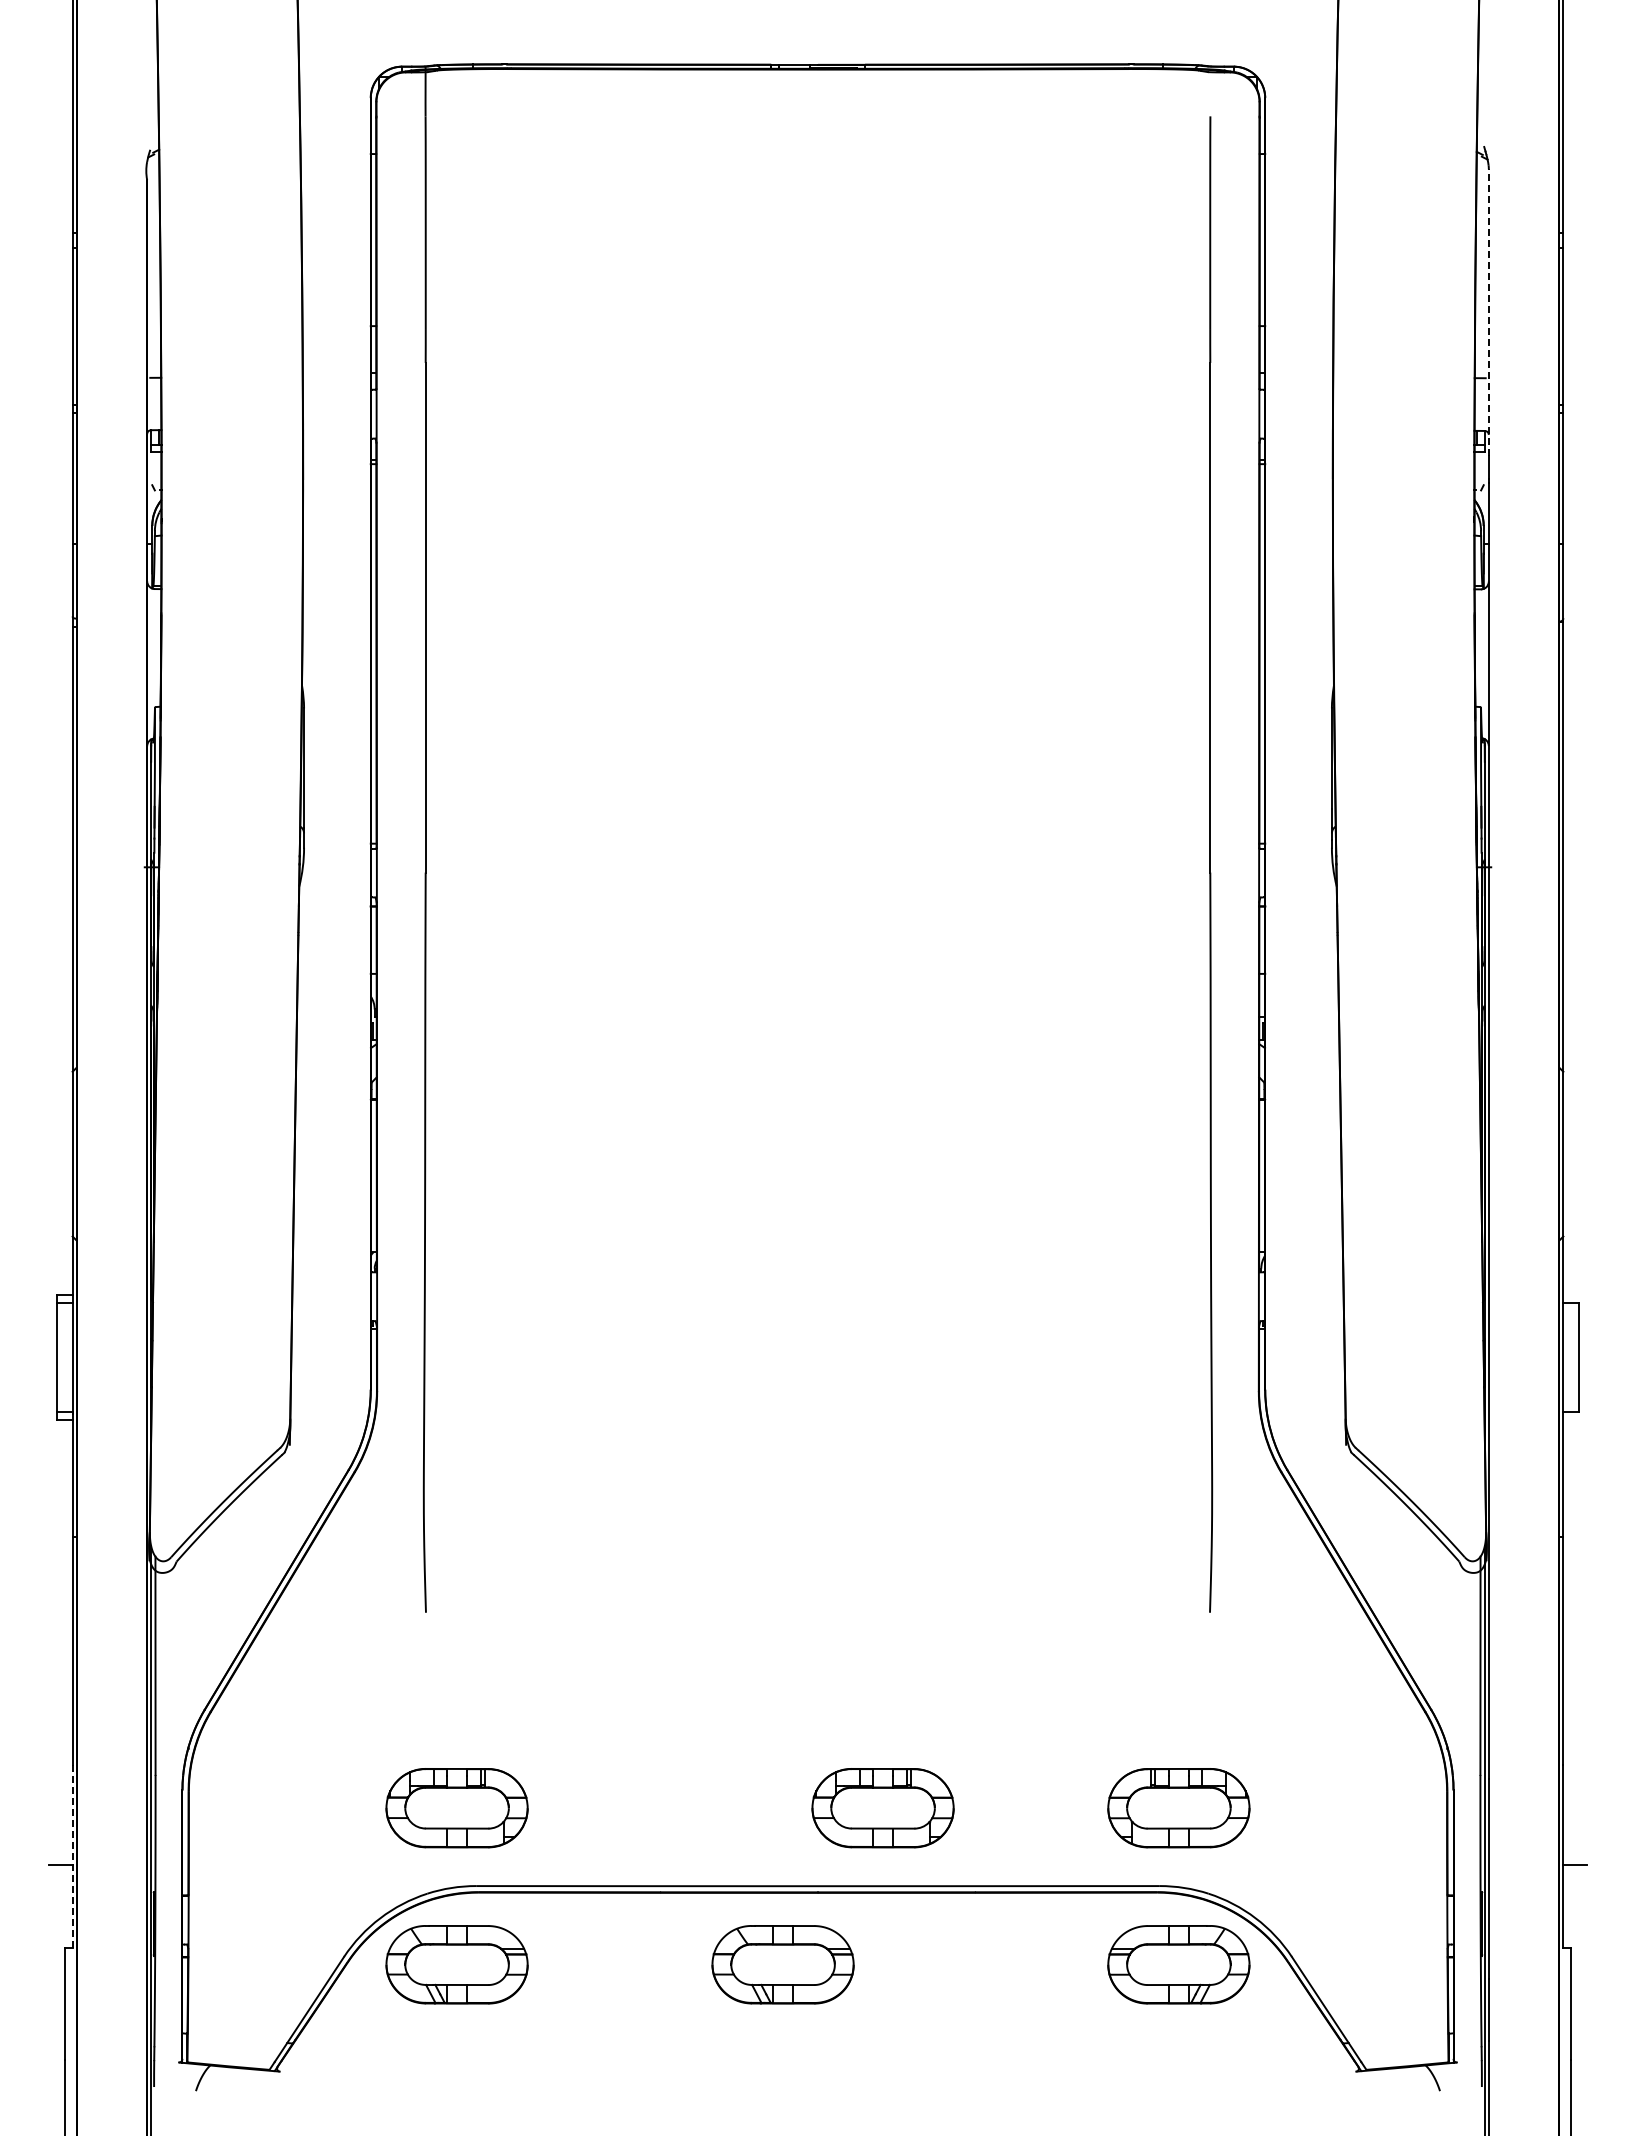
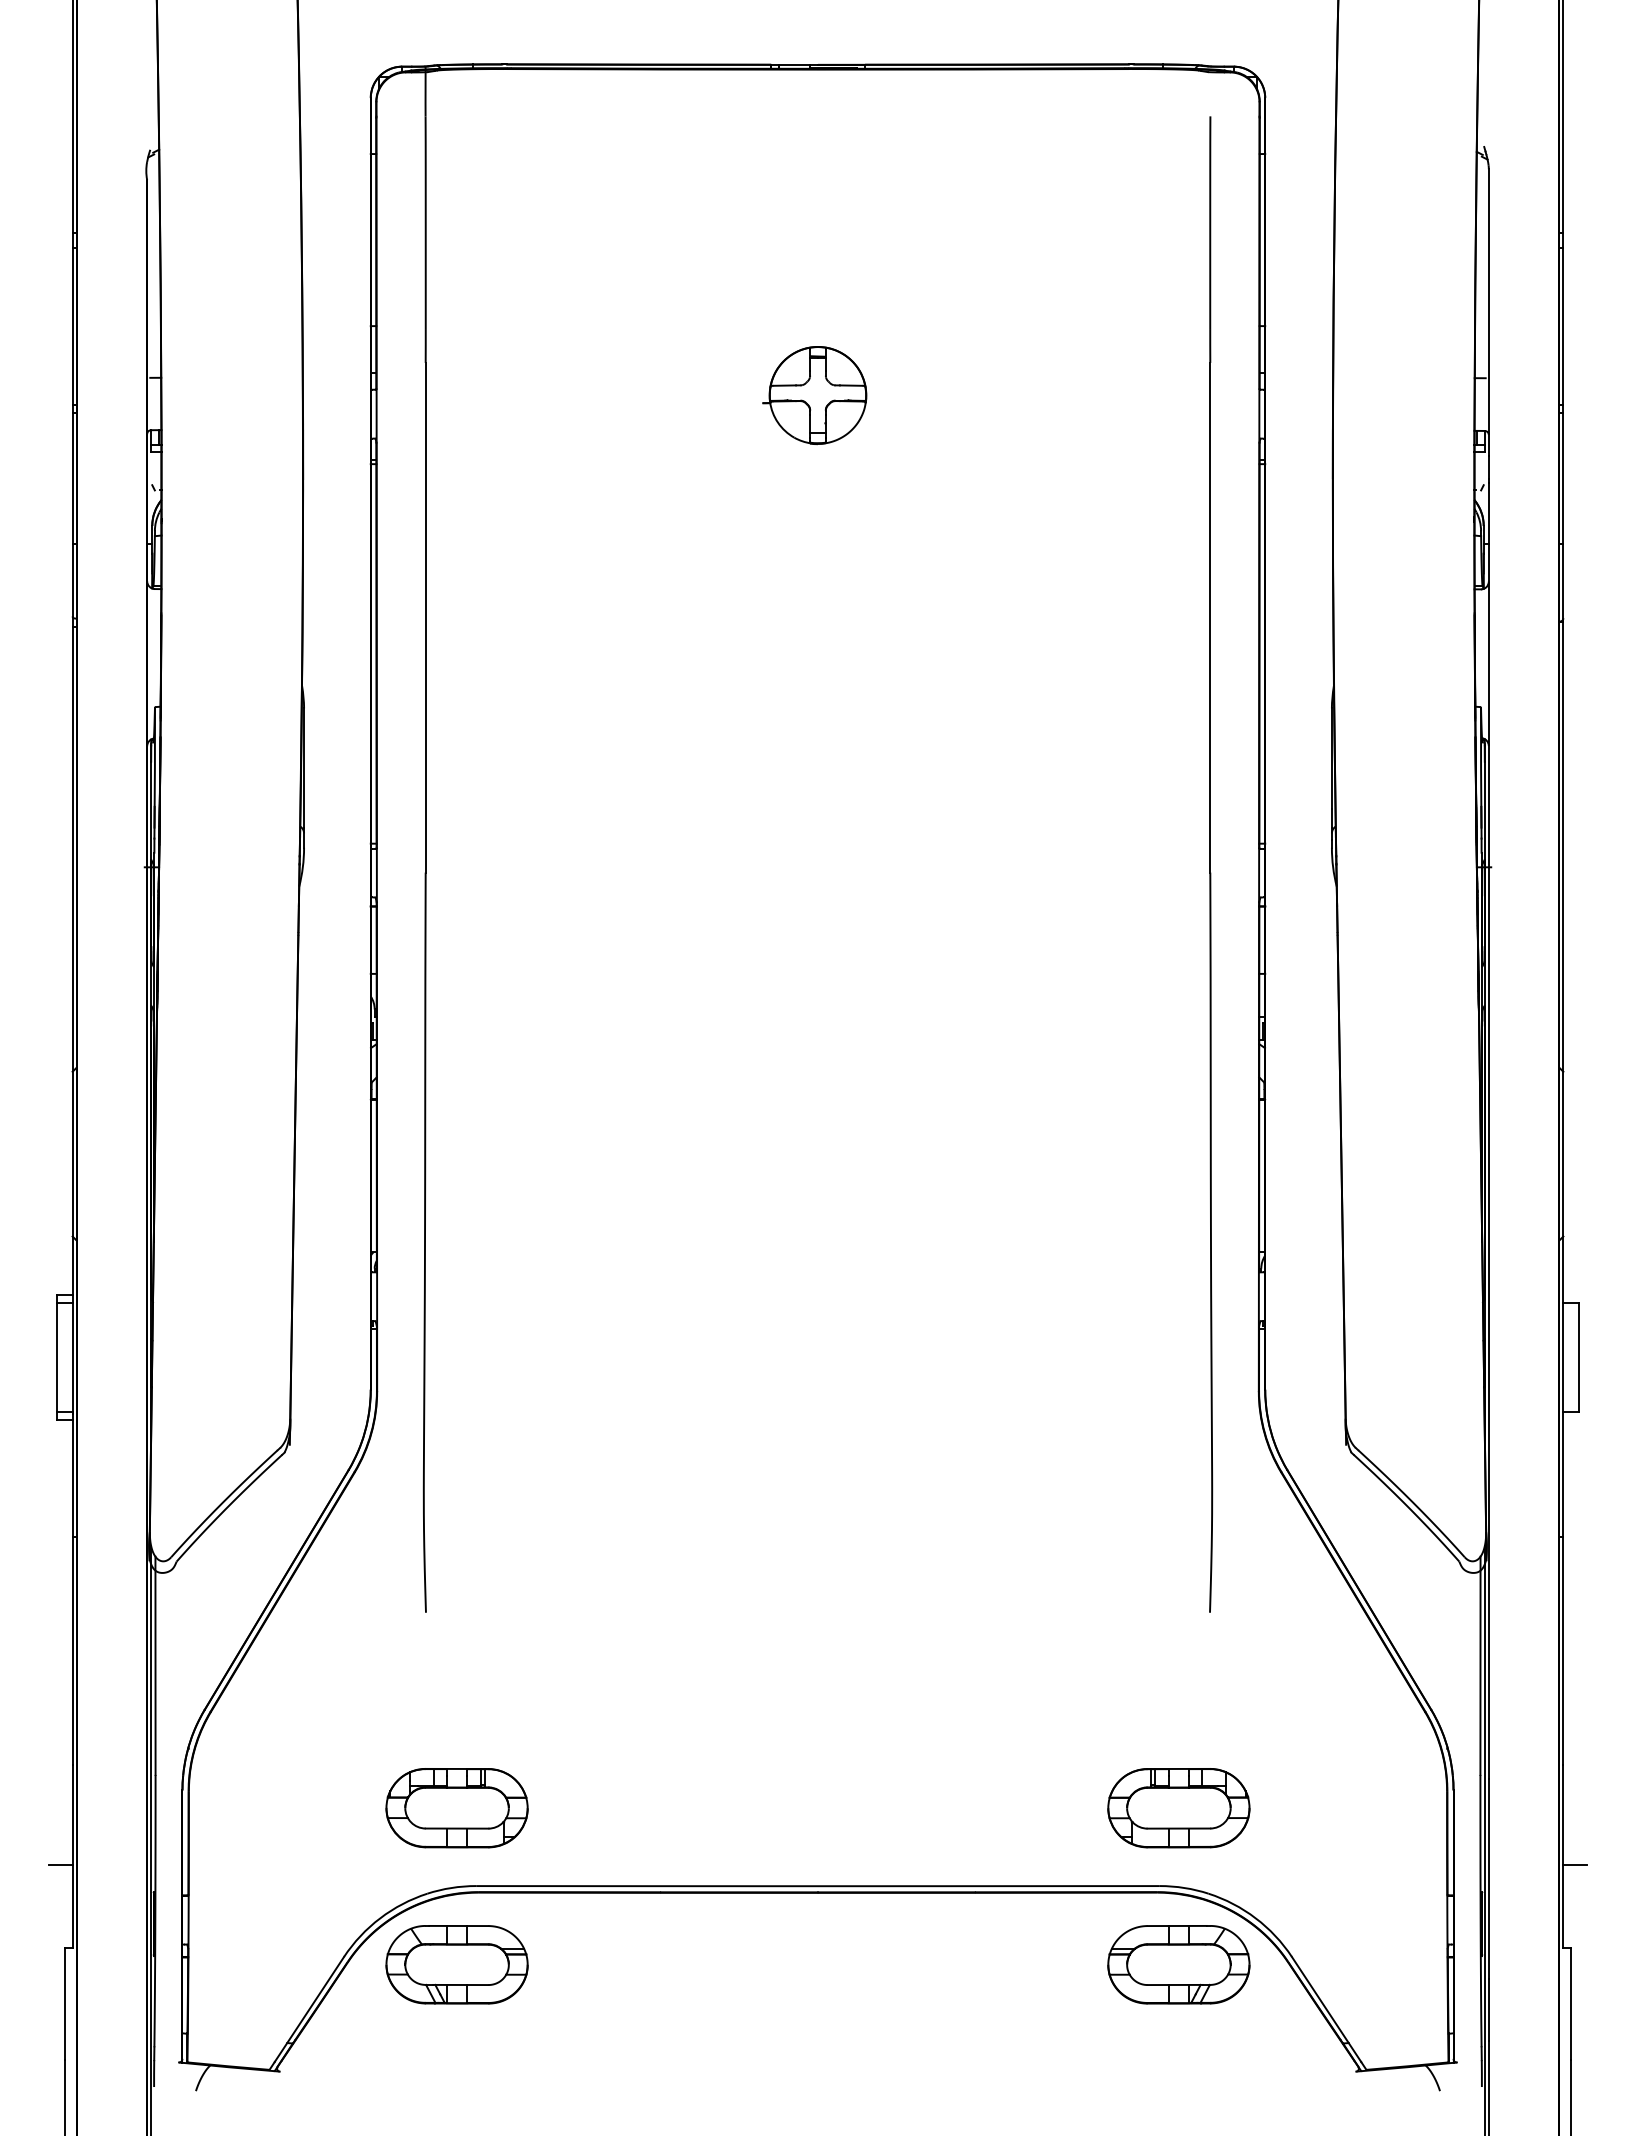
line: dashed -> solid (1488, 312)
part: none -> present (814, 395)
part: present -> none (882, 1808)
line: dashed -> solid (72, 1857)
part: present -> none (782, 1964)
